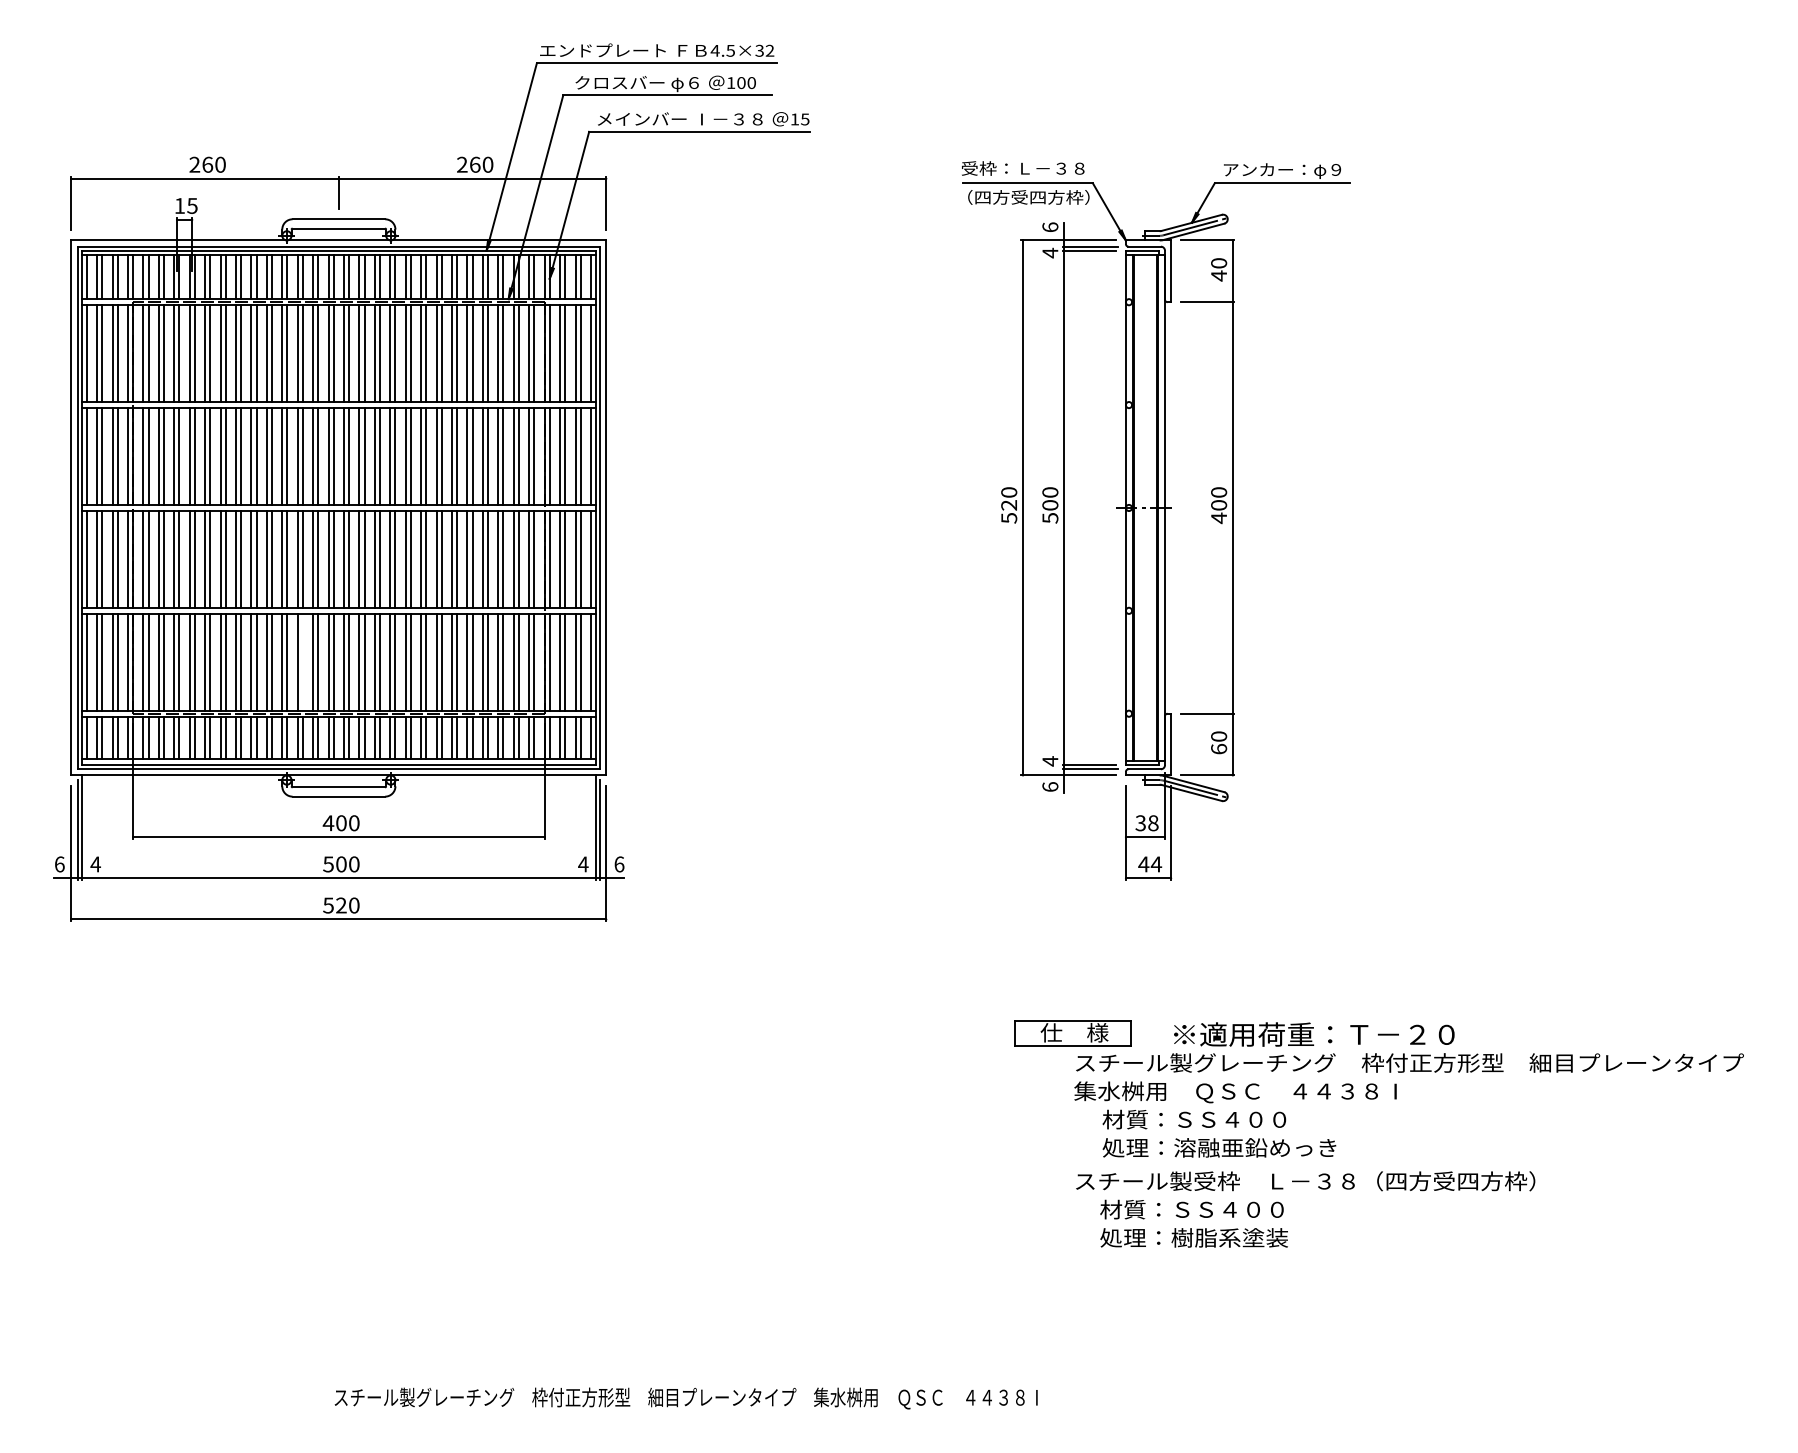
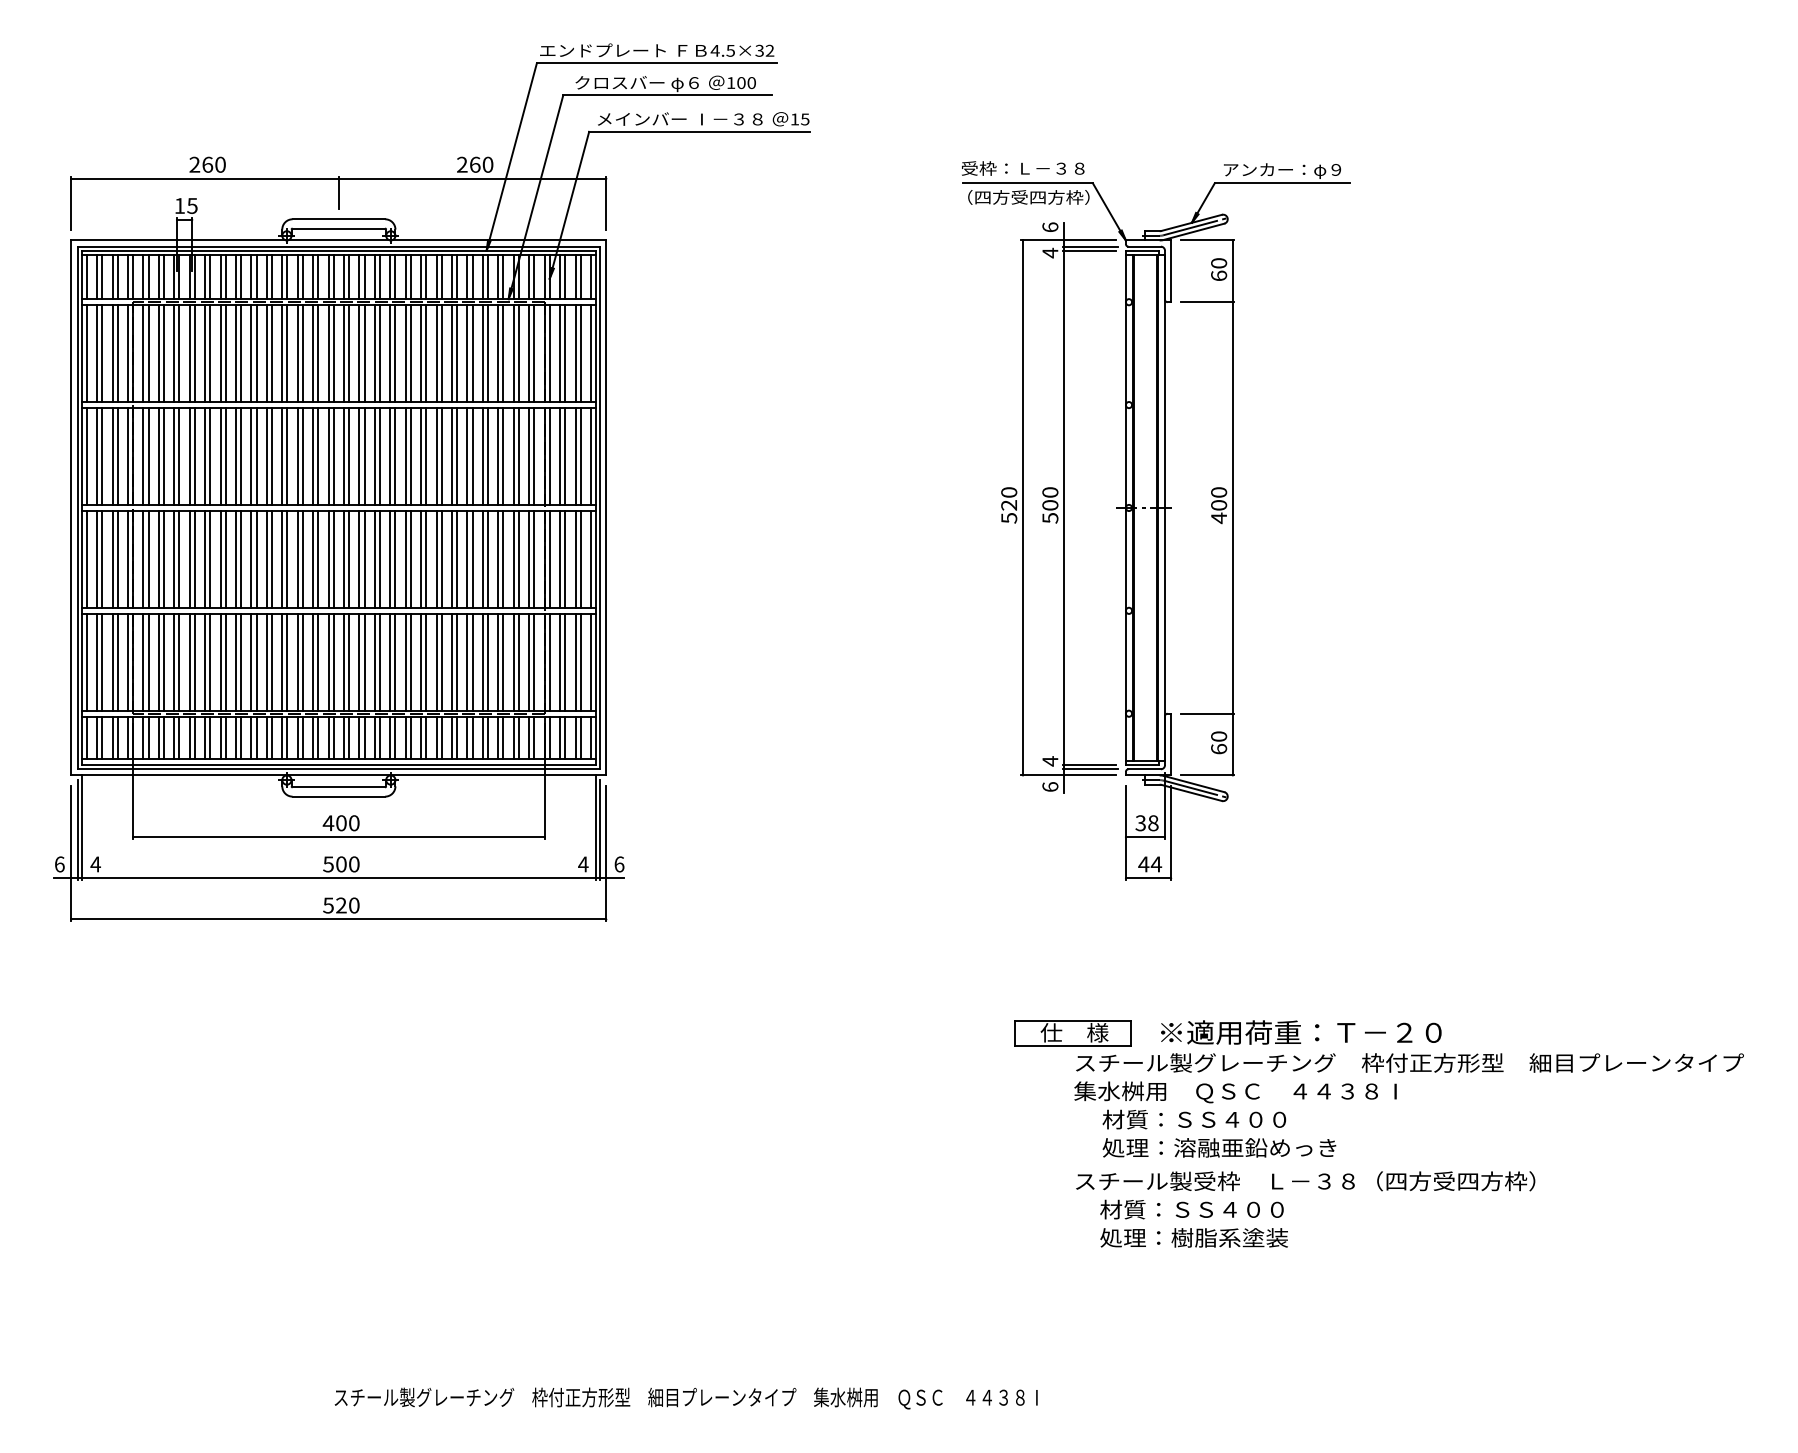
text: 40 -> 60 (1219, 275)
line: none -> present (302, 661)
text position: (1314, 1034) -> (1301, 1032) (1301, 1032)
